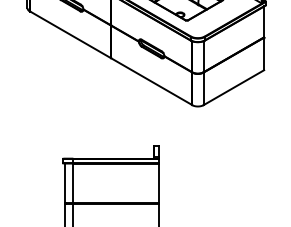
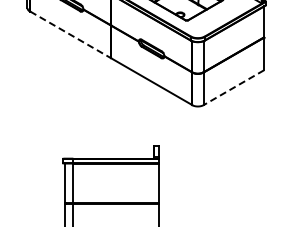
line: solid -> dashed (70, 34)
line: solid -> dashed (233, 87)
